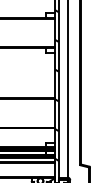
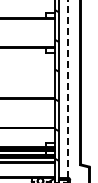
line: solid -> dashed (67, 88)
